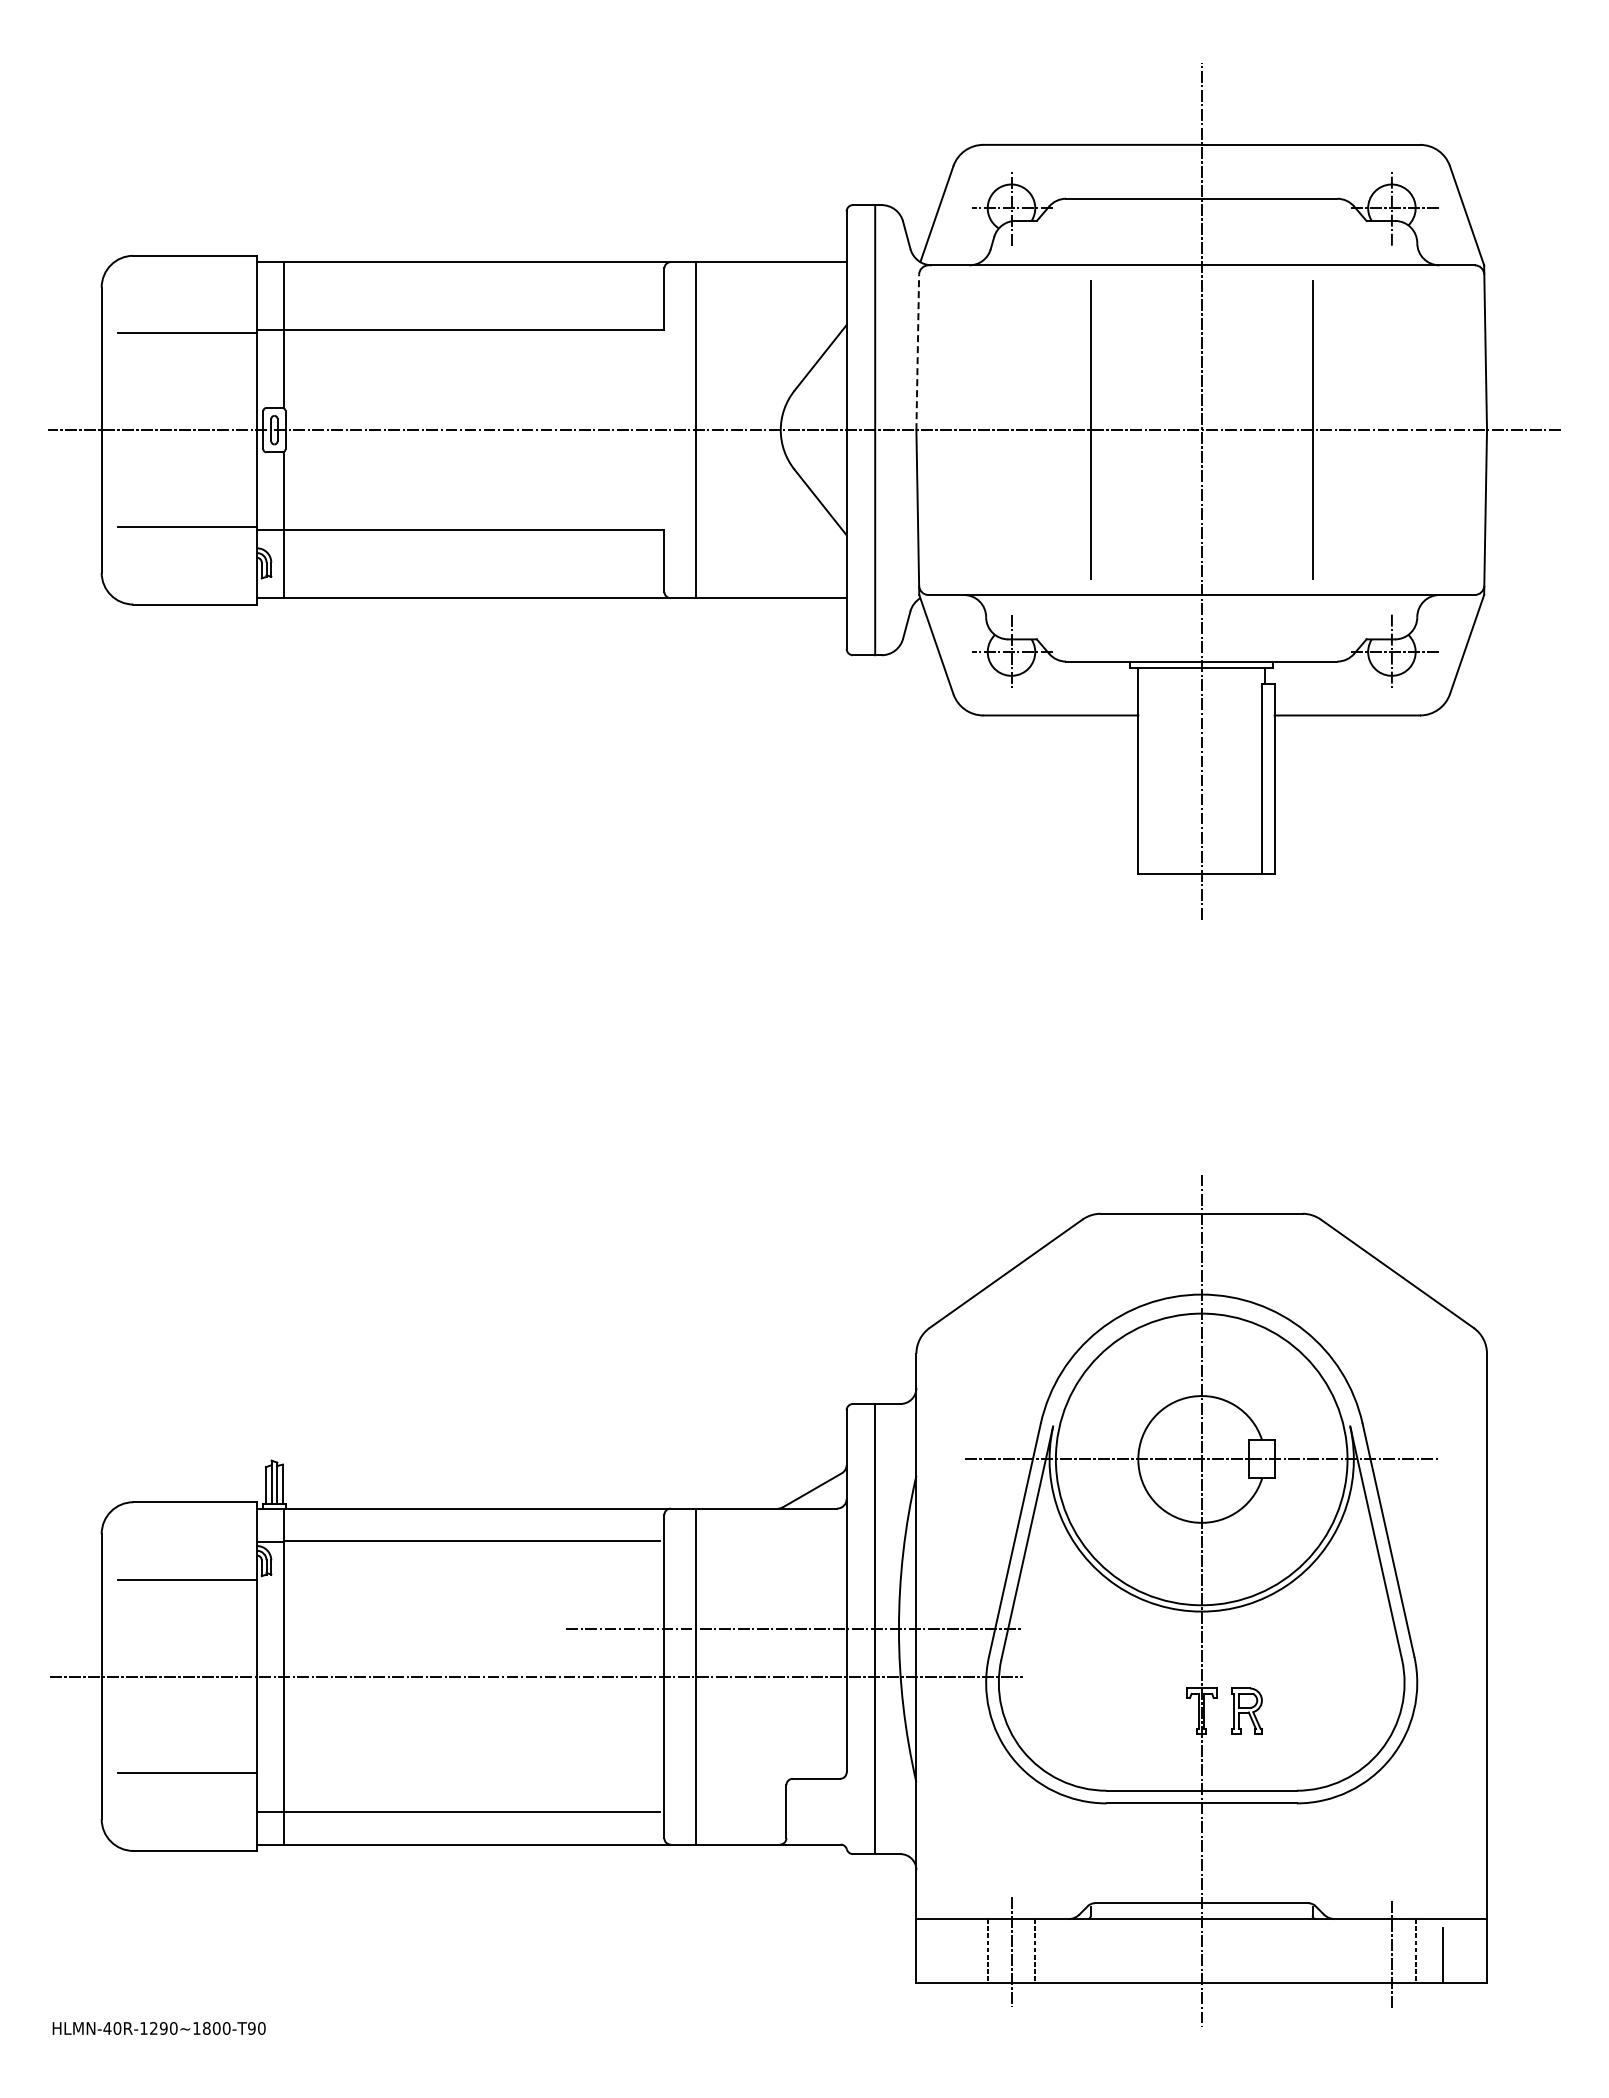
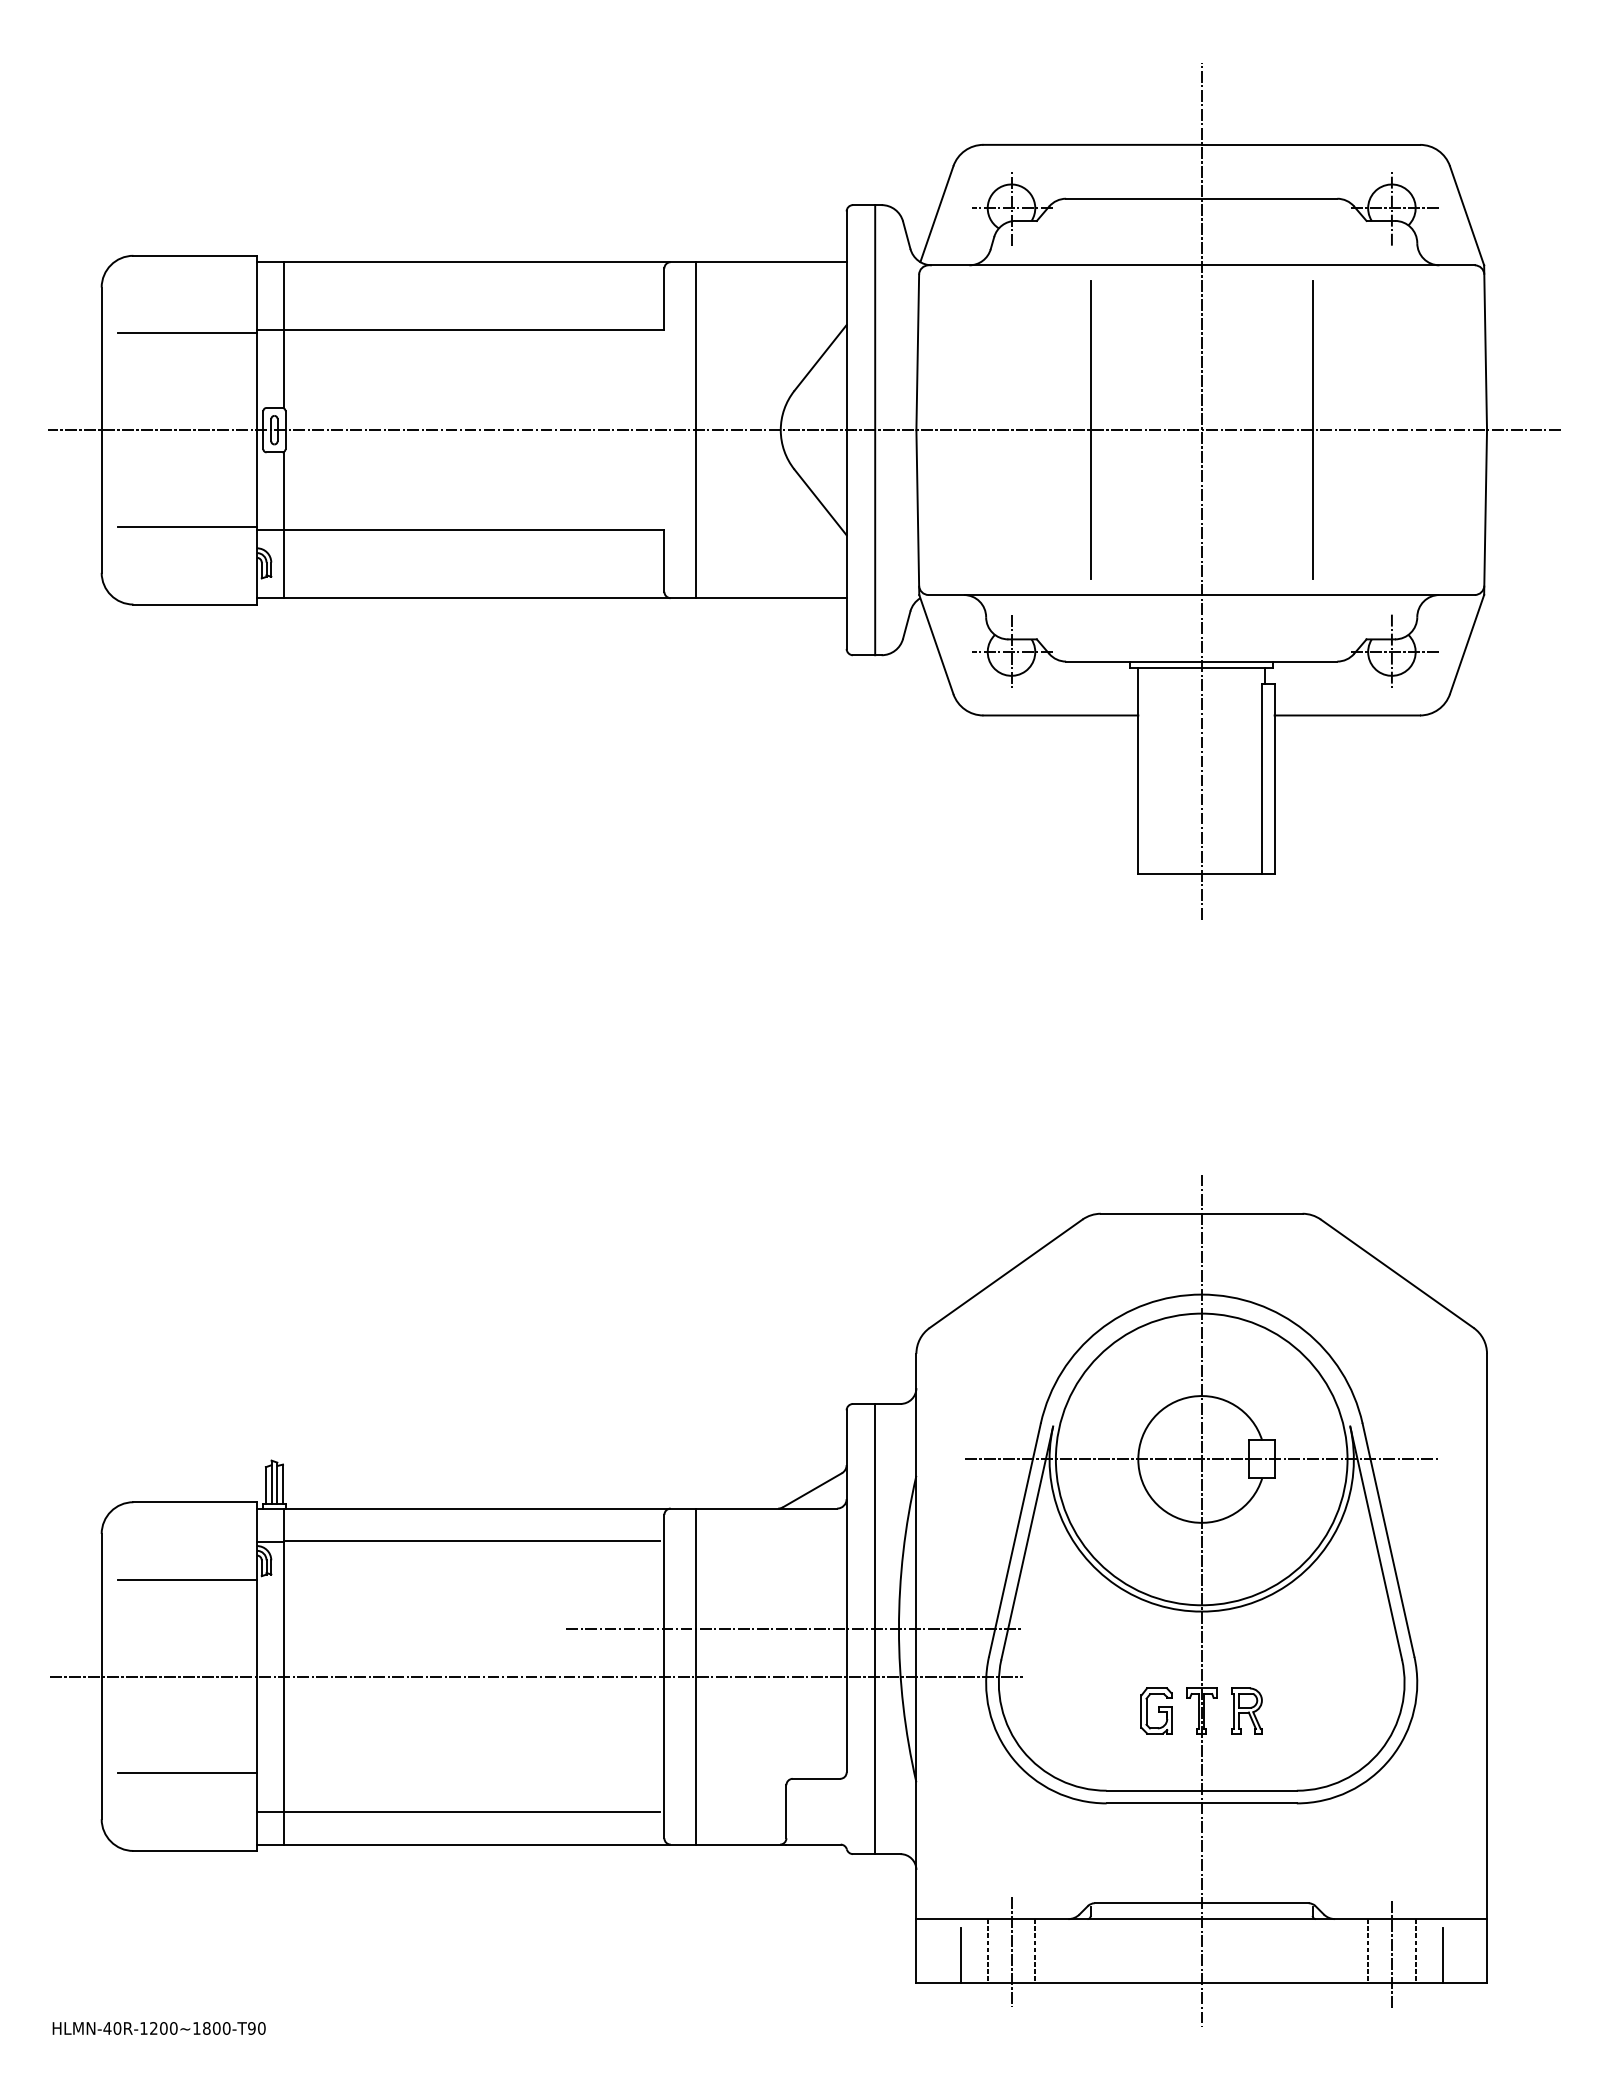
line: dashed -> solid (917, 352)
part: none -> present (1156, 1710)
line: none -> present (1368, 1950)
line: none -> present (960, 1954)
text: HLMN-40R-1290~1800-T90 -> HLMN-40R-1200~1800-T90 (163, 2028)
